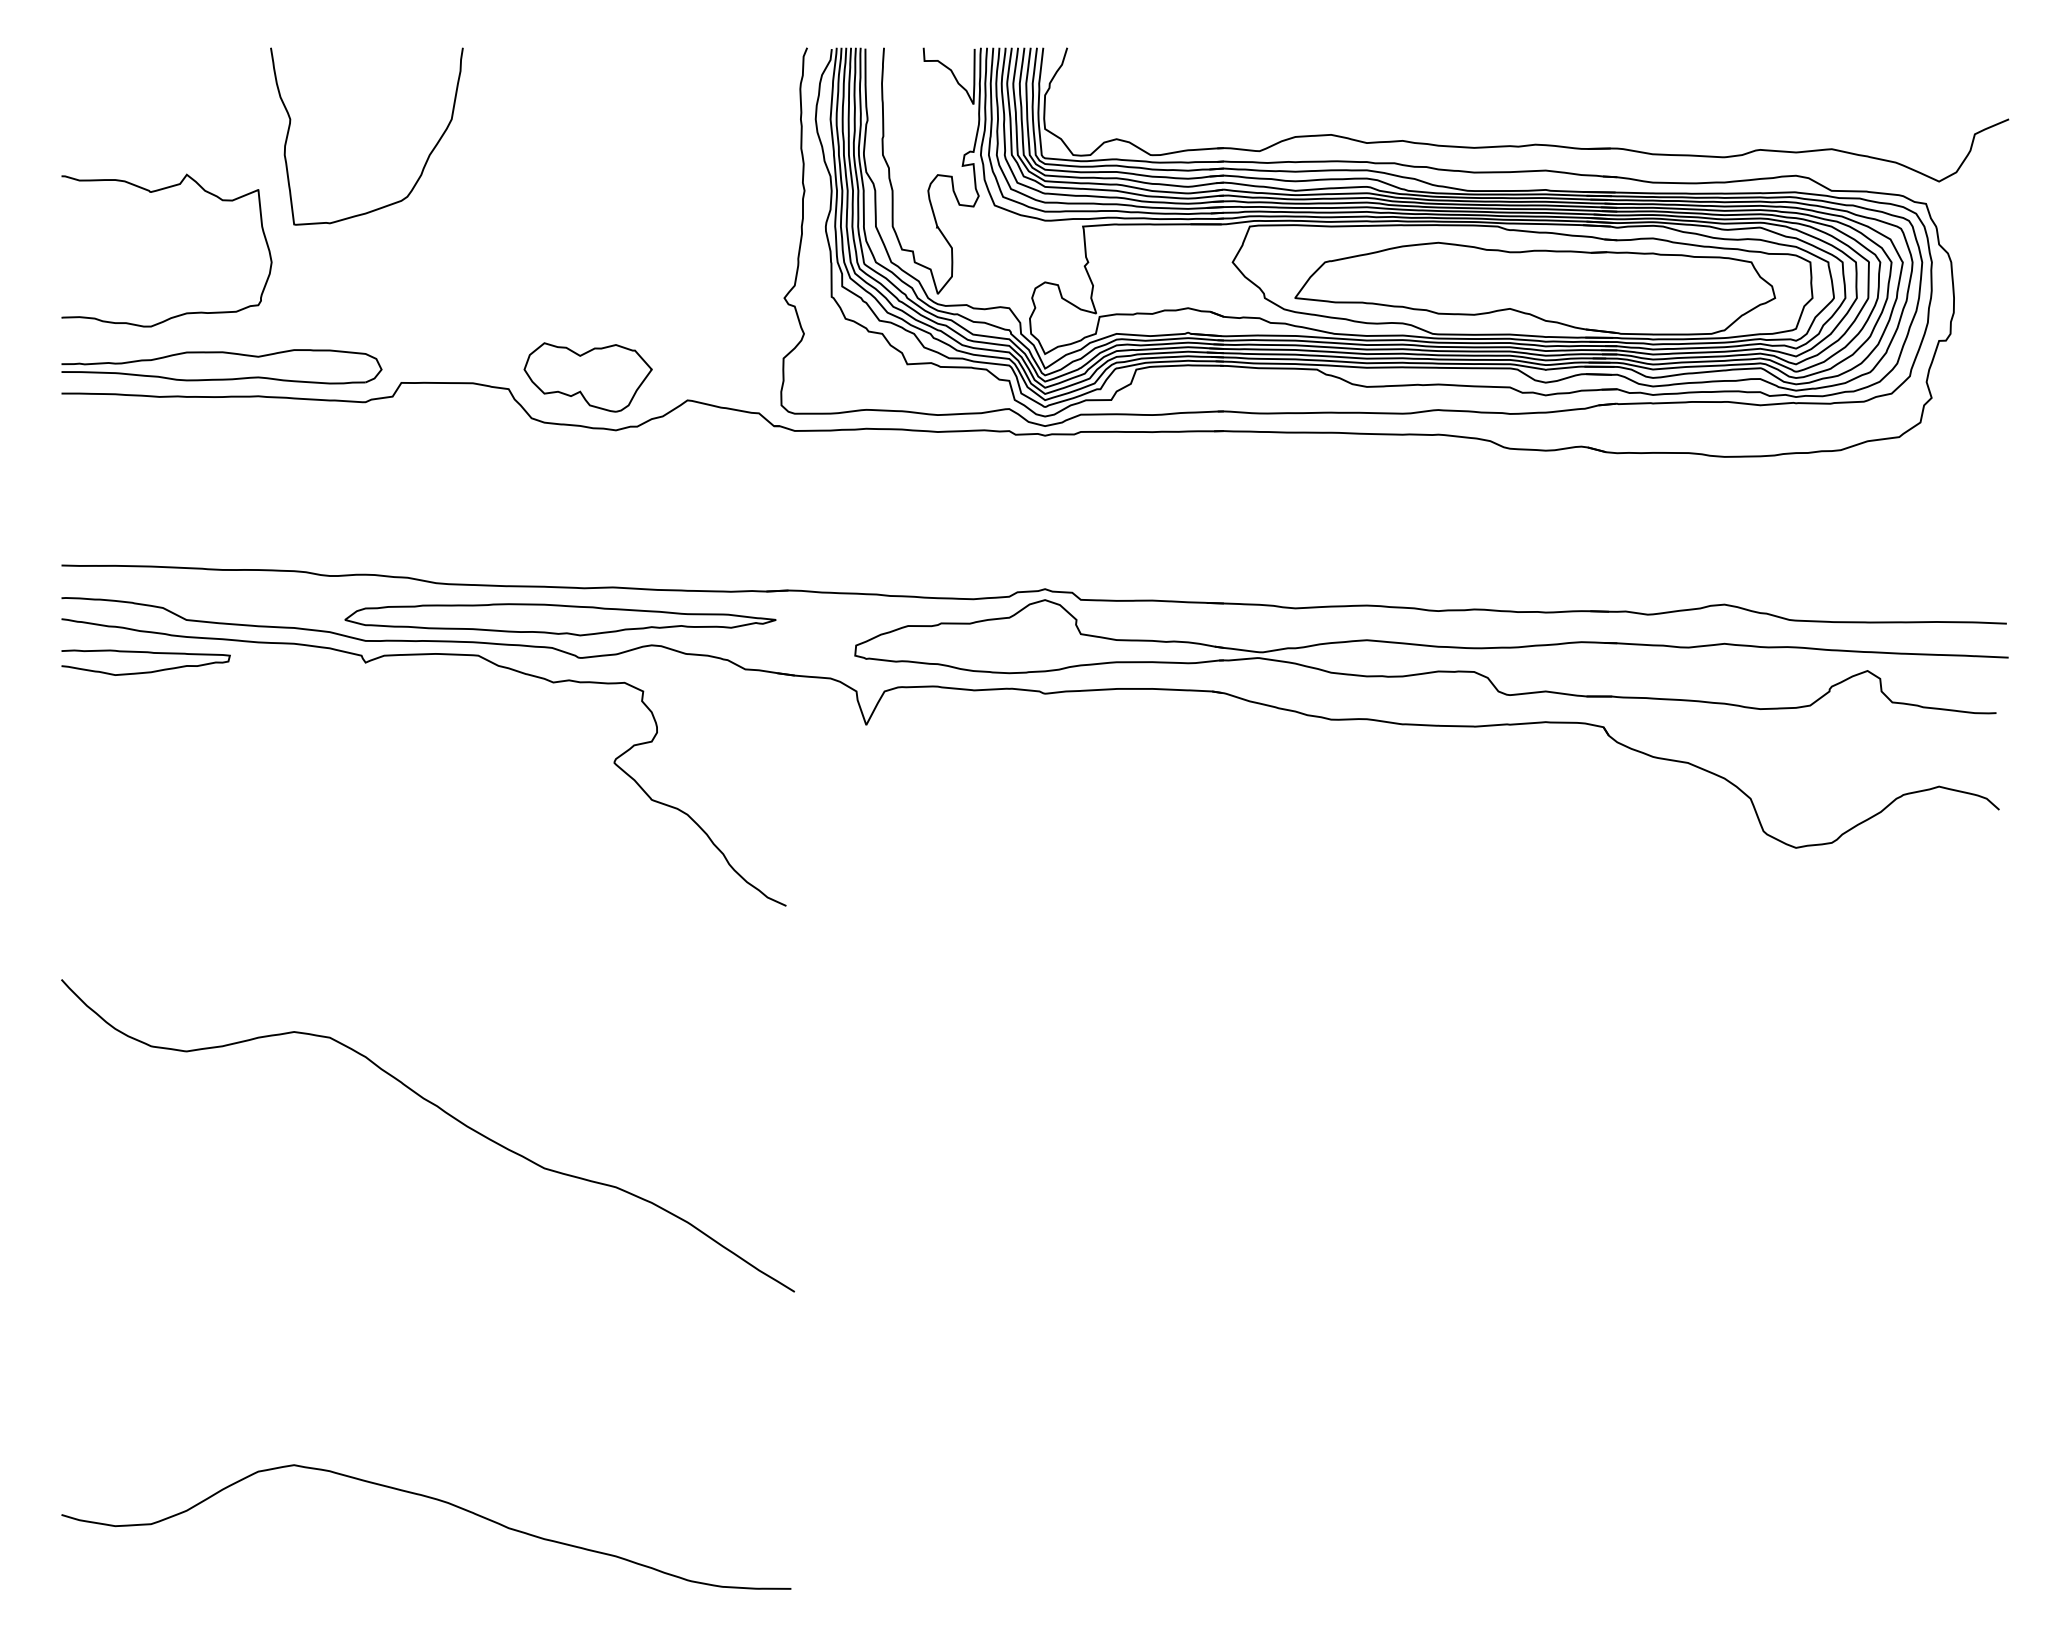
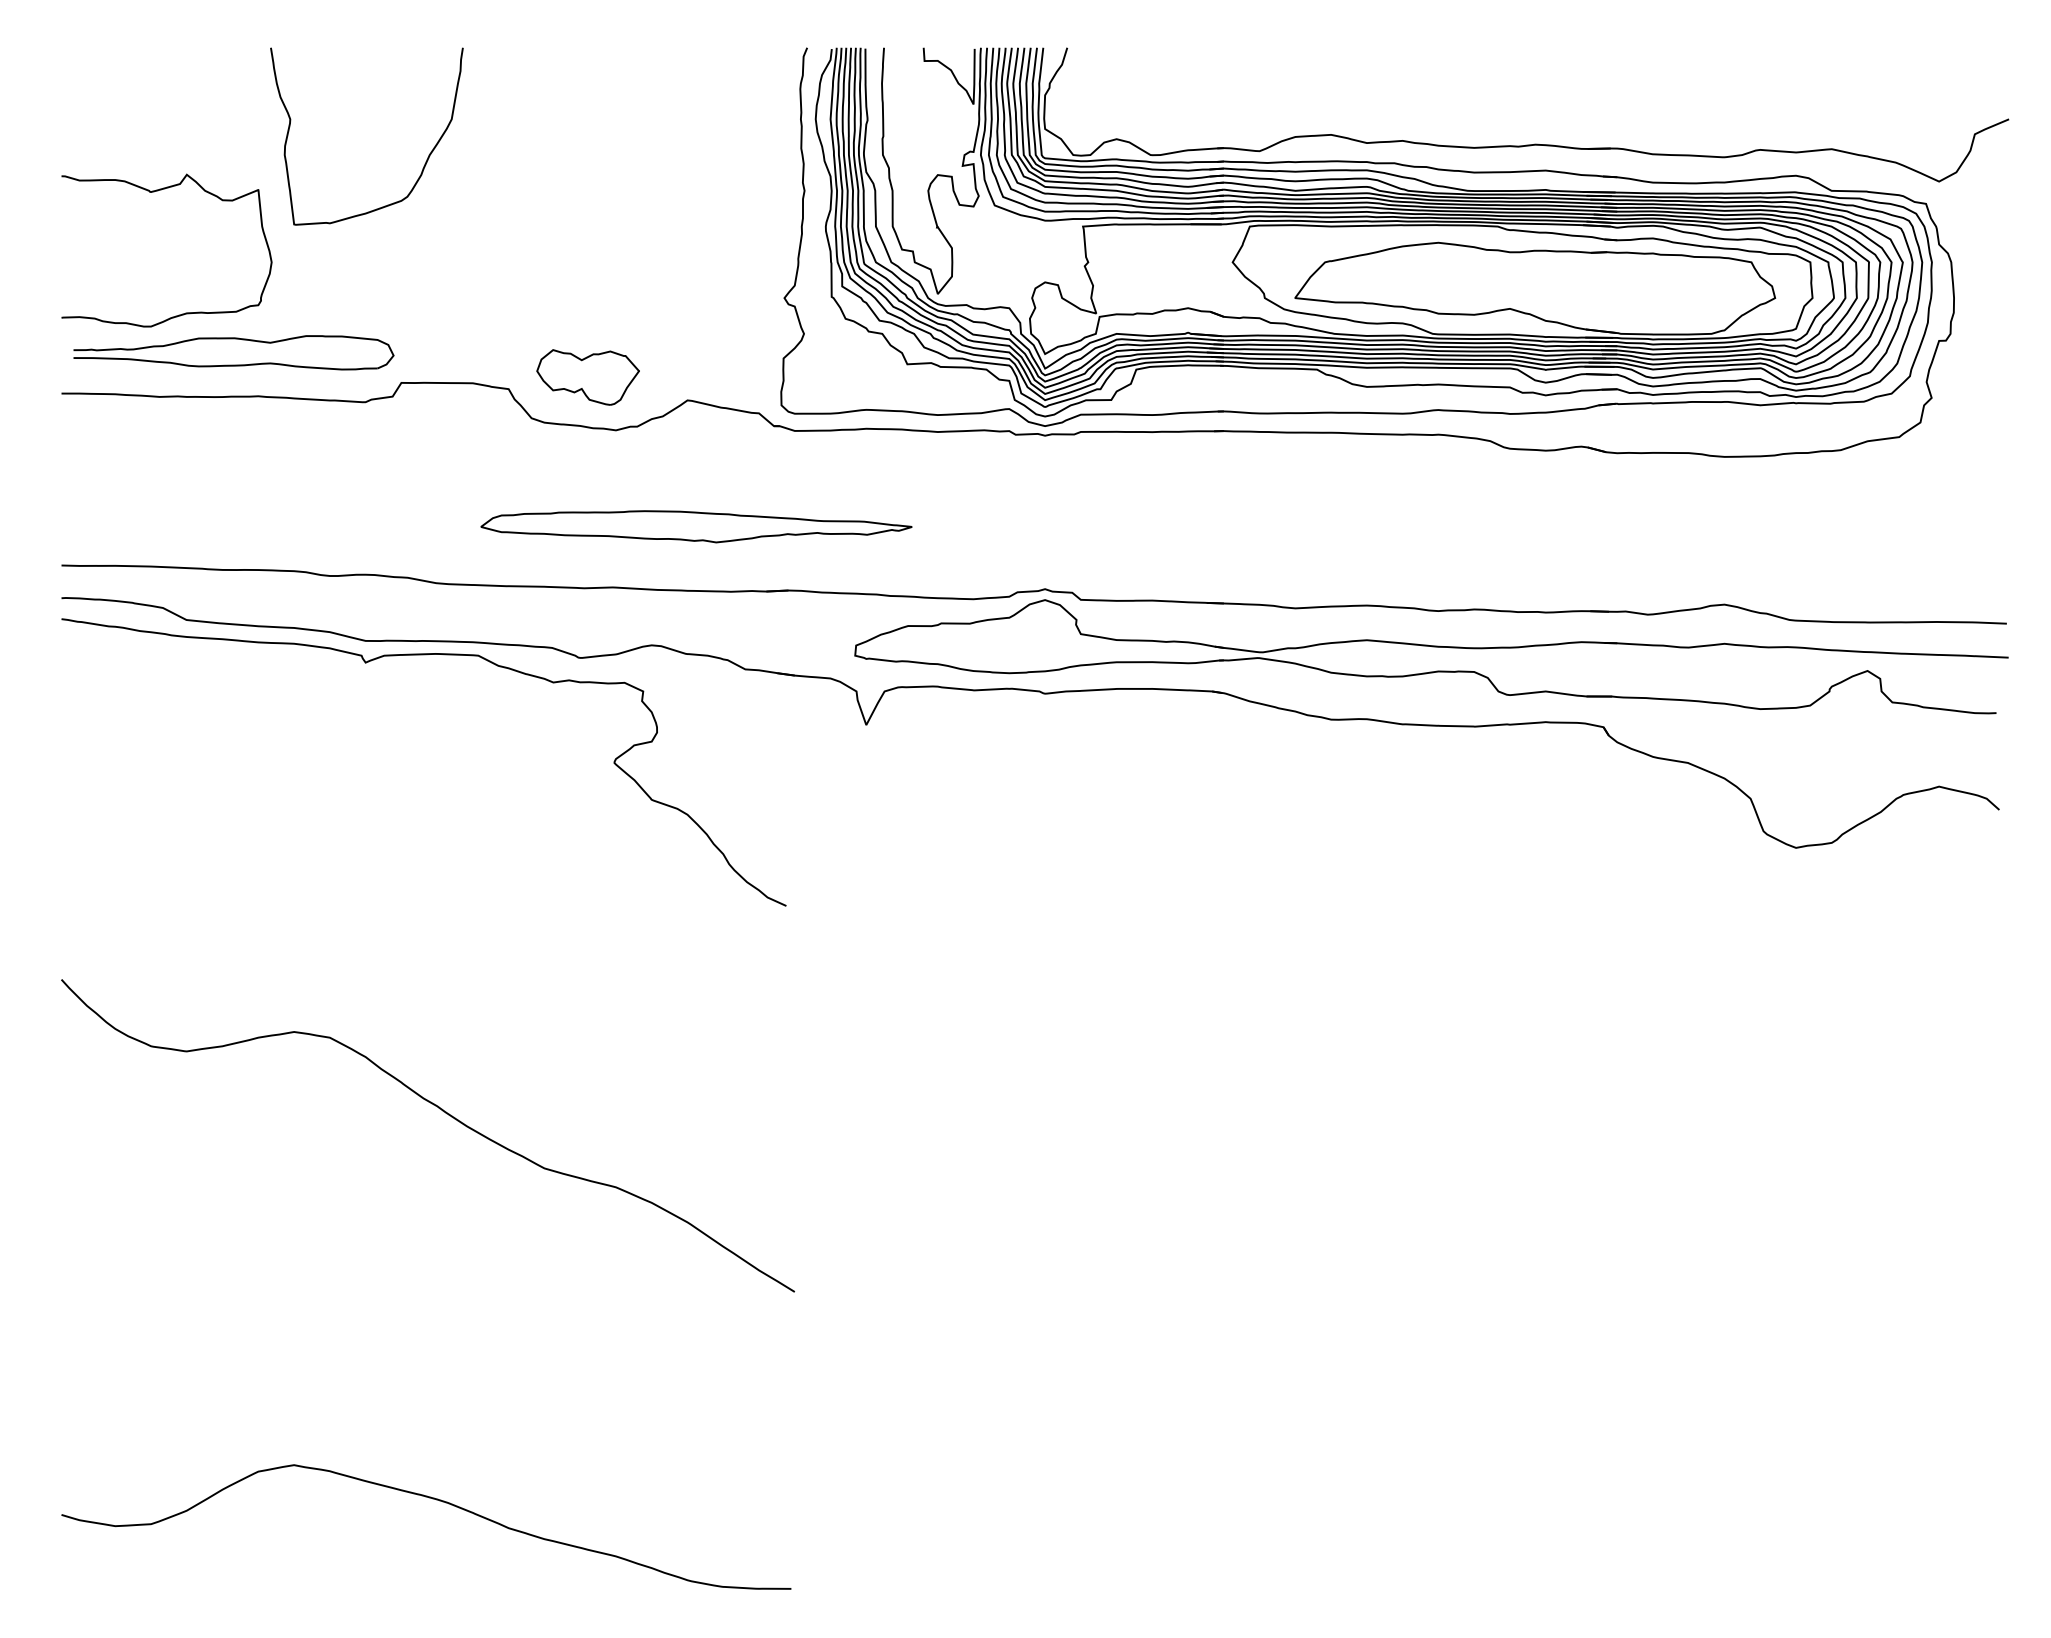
part size: 130x71 px -> 104x57 px (587, 377)
part position: (221, 378) -> (233, 364) (233, 364)
part position: (560, 619) -> (696, 526) (696, 526)
curve: present -> none (145, 653)
